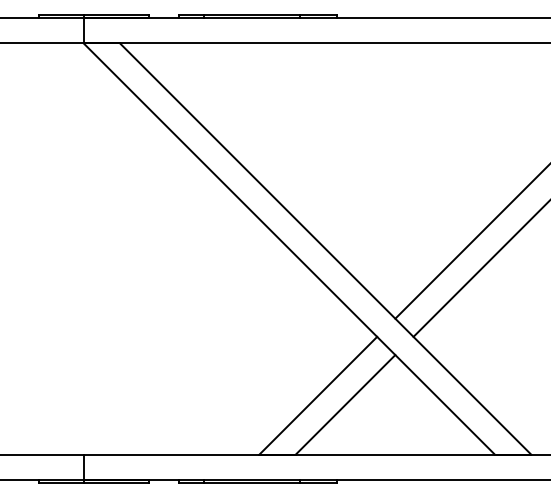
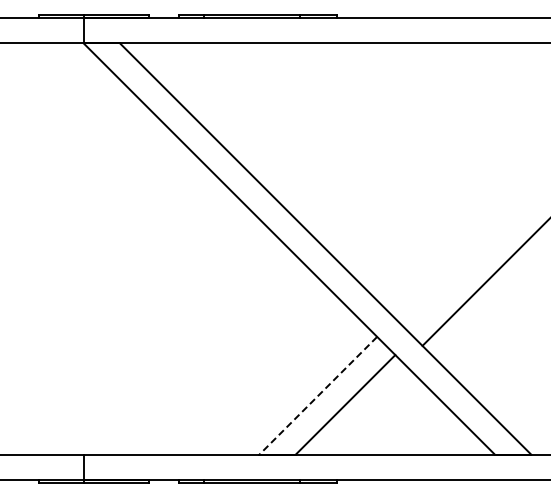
line: present -> none (471, 242)
line position: (480, 269) -> (484, 282) (484, 282)
line: solid -> dashed (317, 396)
